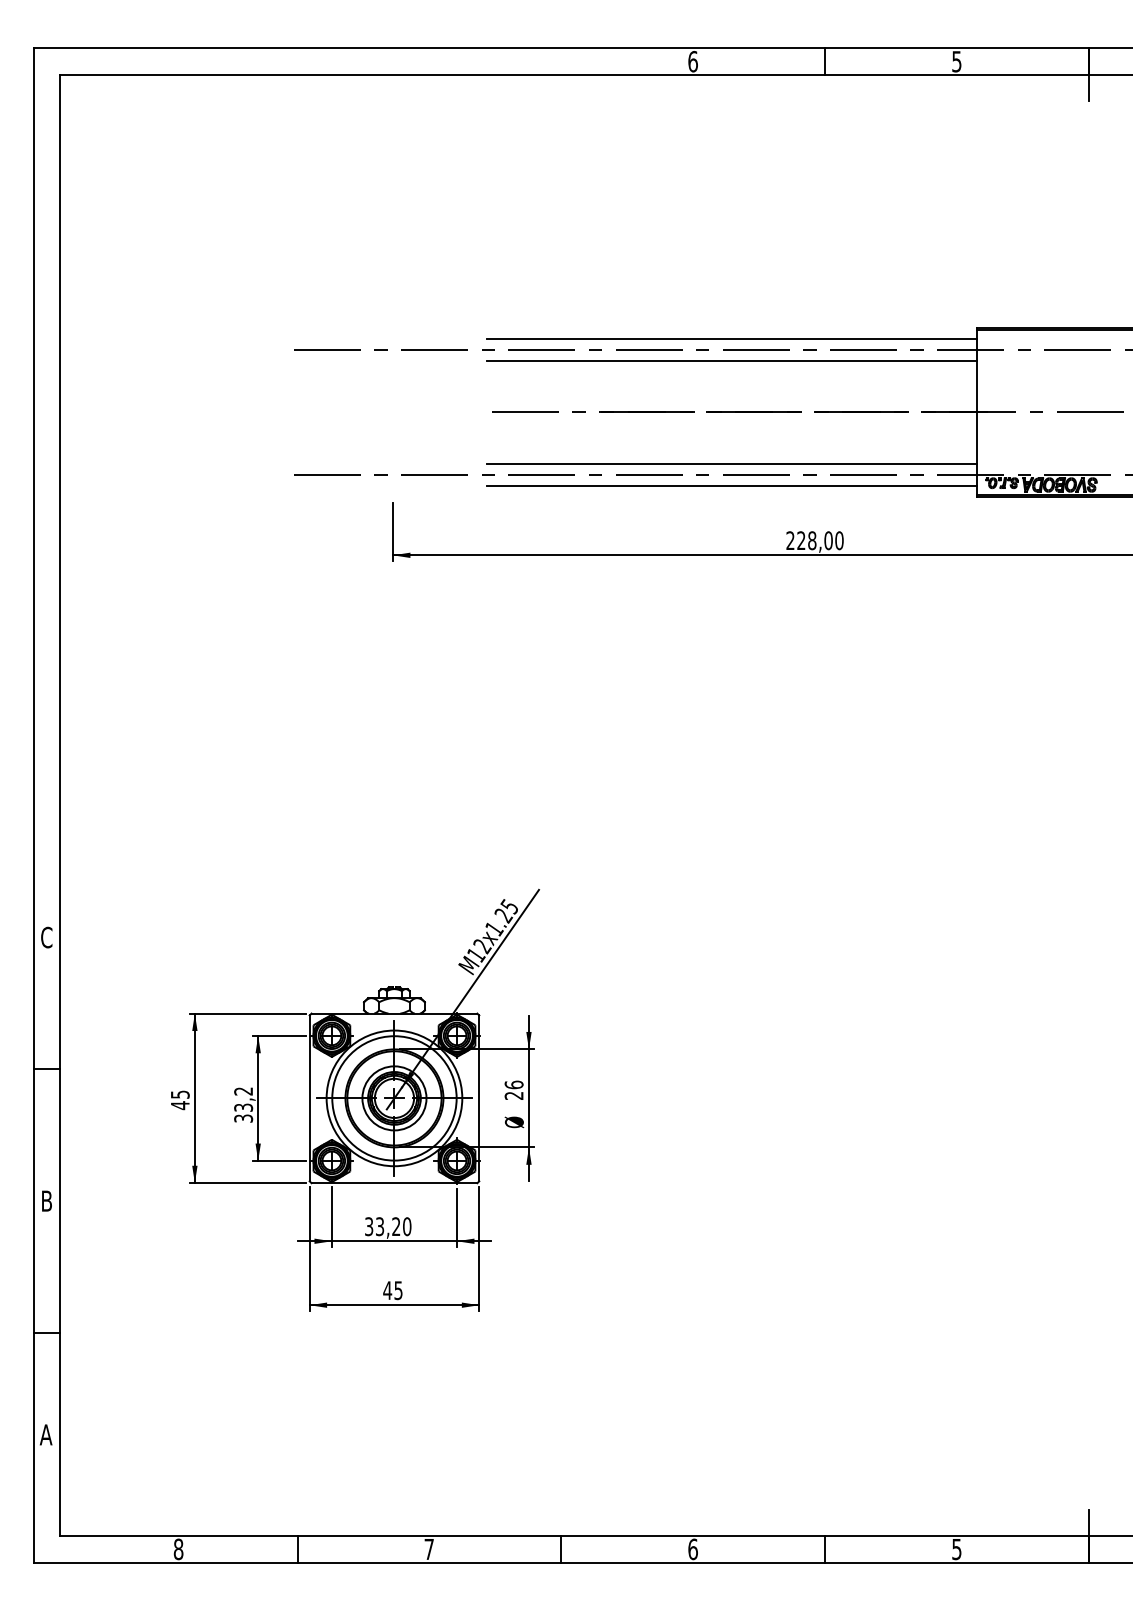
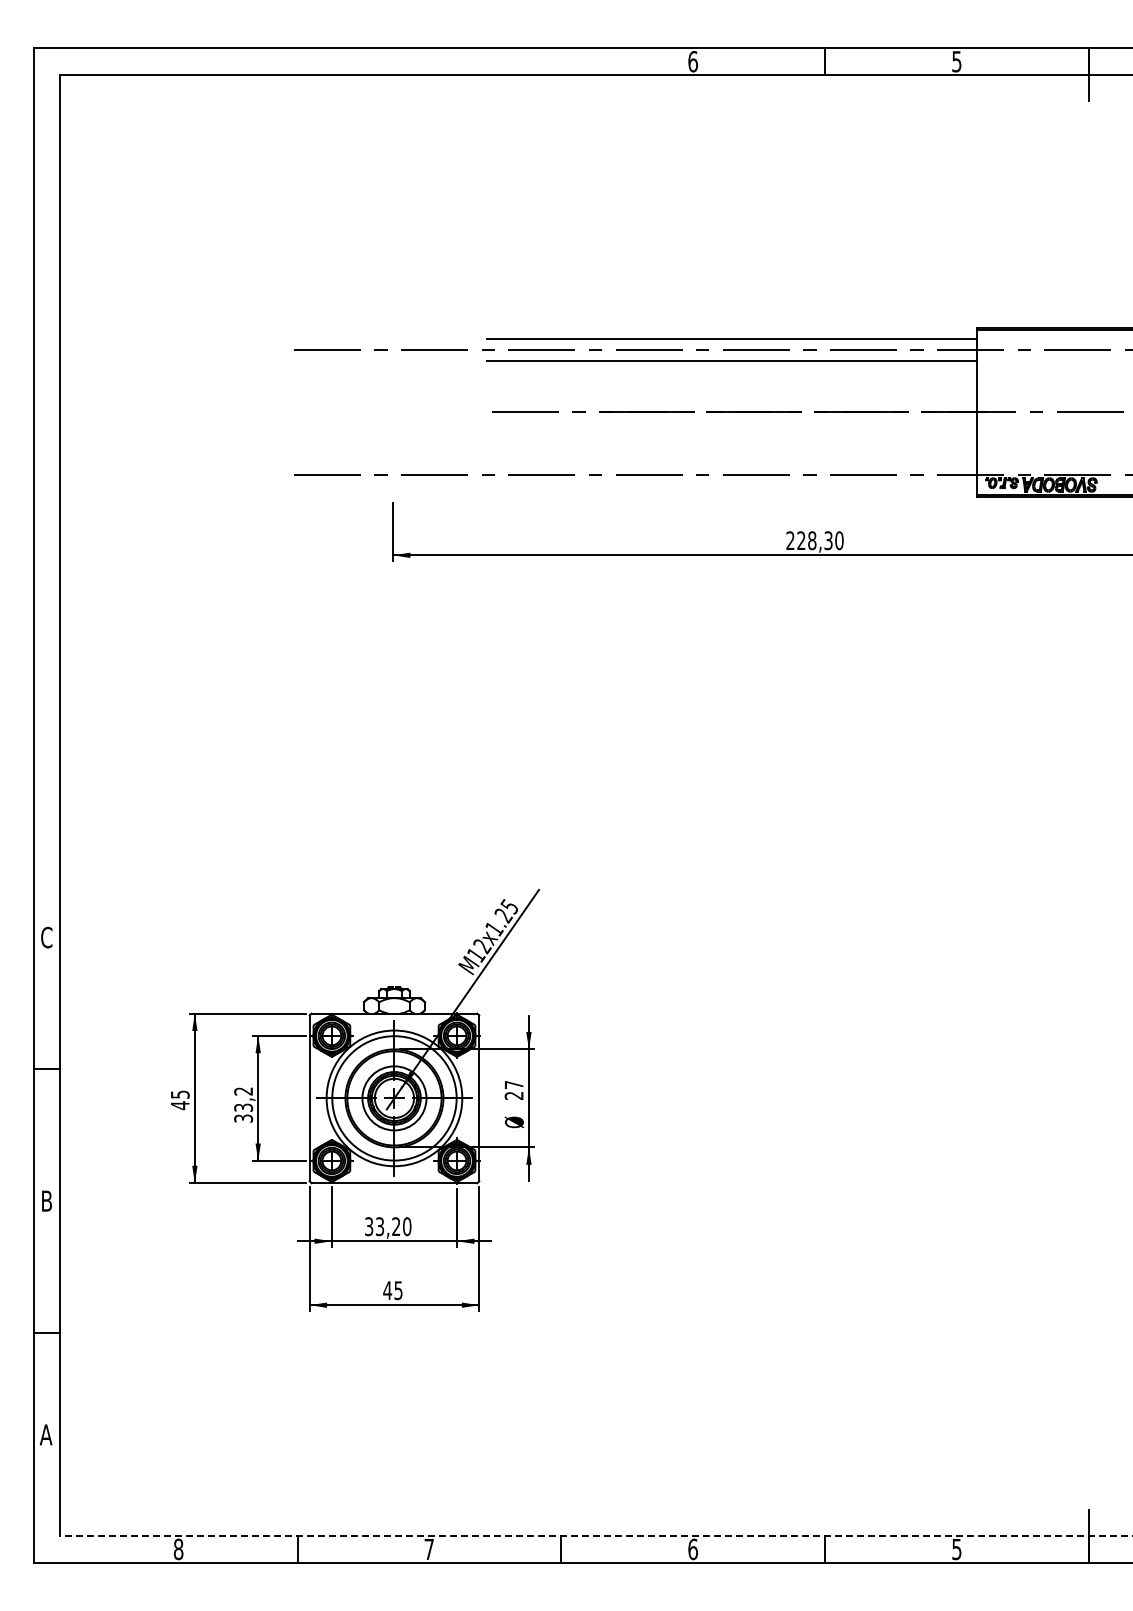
line: present -> none (732, 463)
line: present -> none (732, 486)
text: 228,00 -> 228,30 (828, 540)
text: 26 -> 27 (513, 1084)
line: solid -> dashed (596, 1536)
